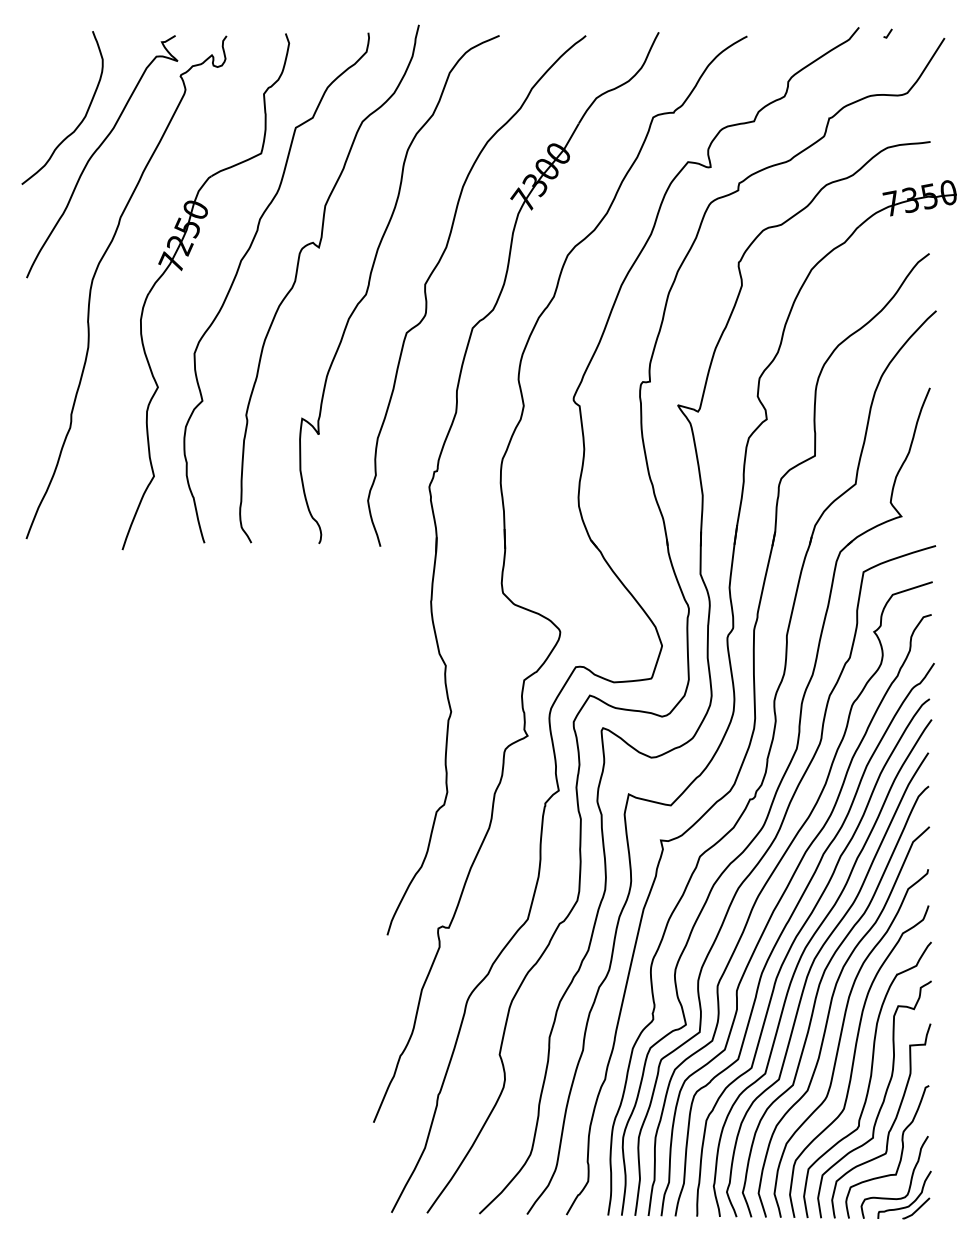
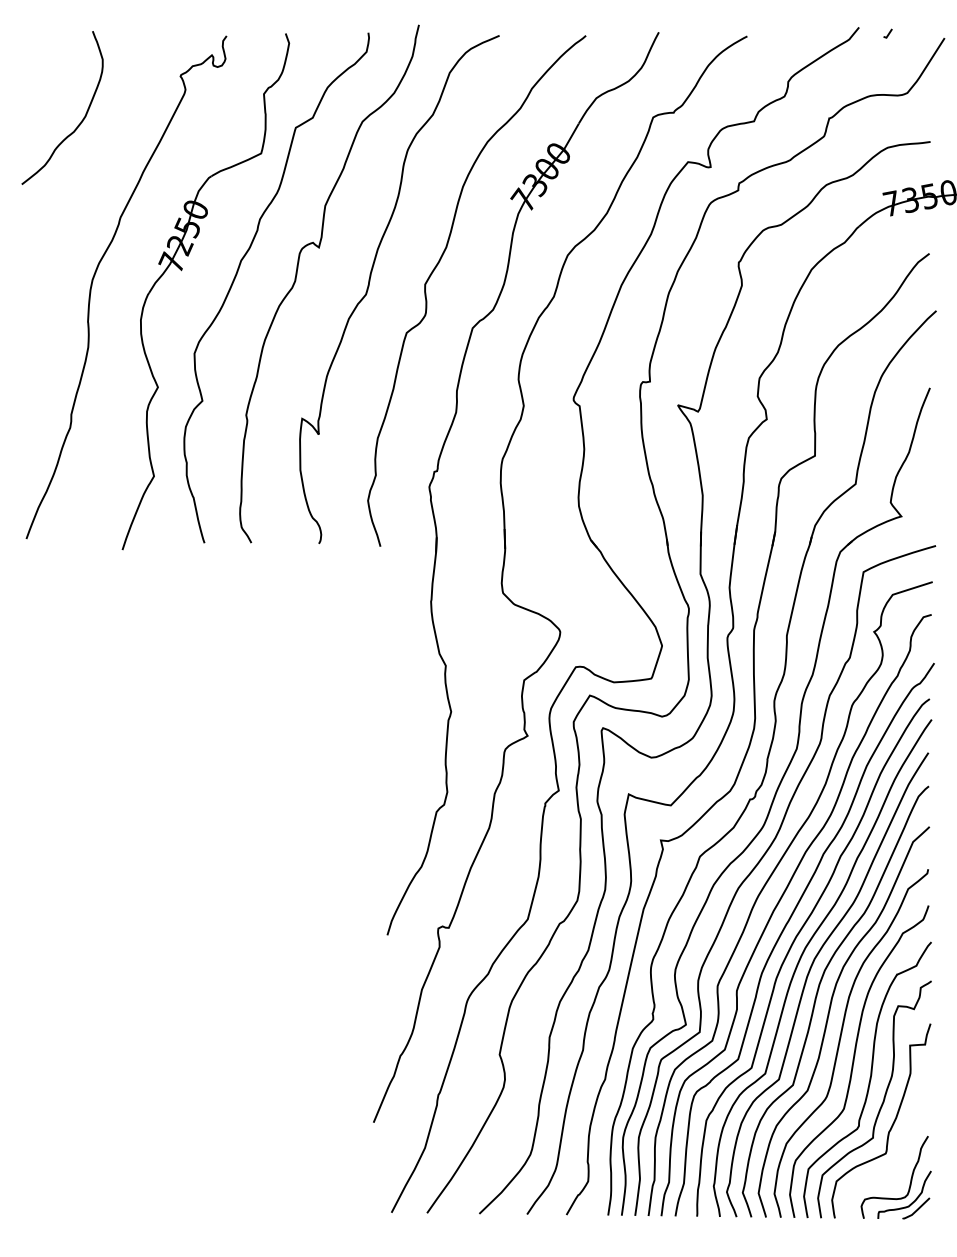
curve: present -> none (95, 153)
curve: present -> none (900, 1154)
